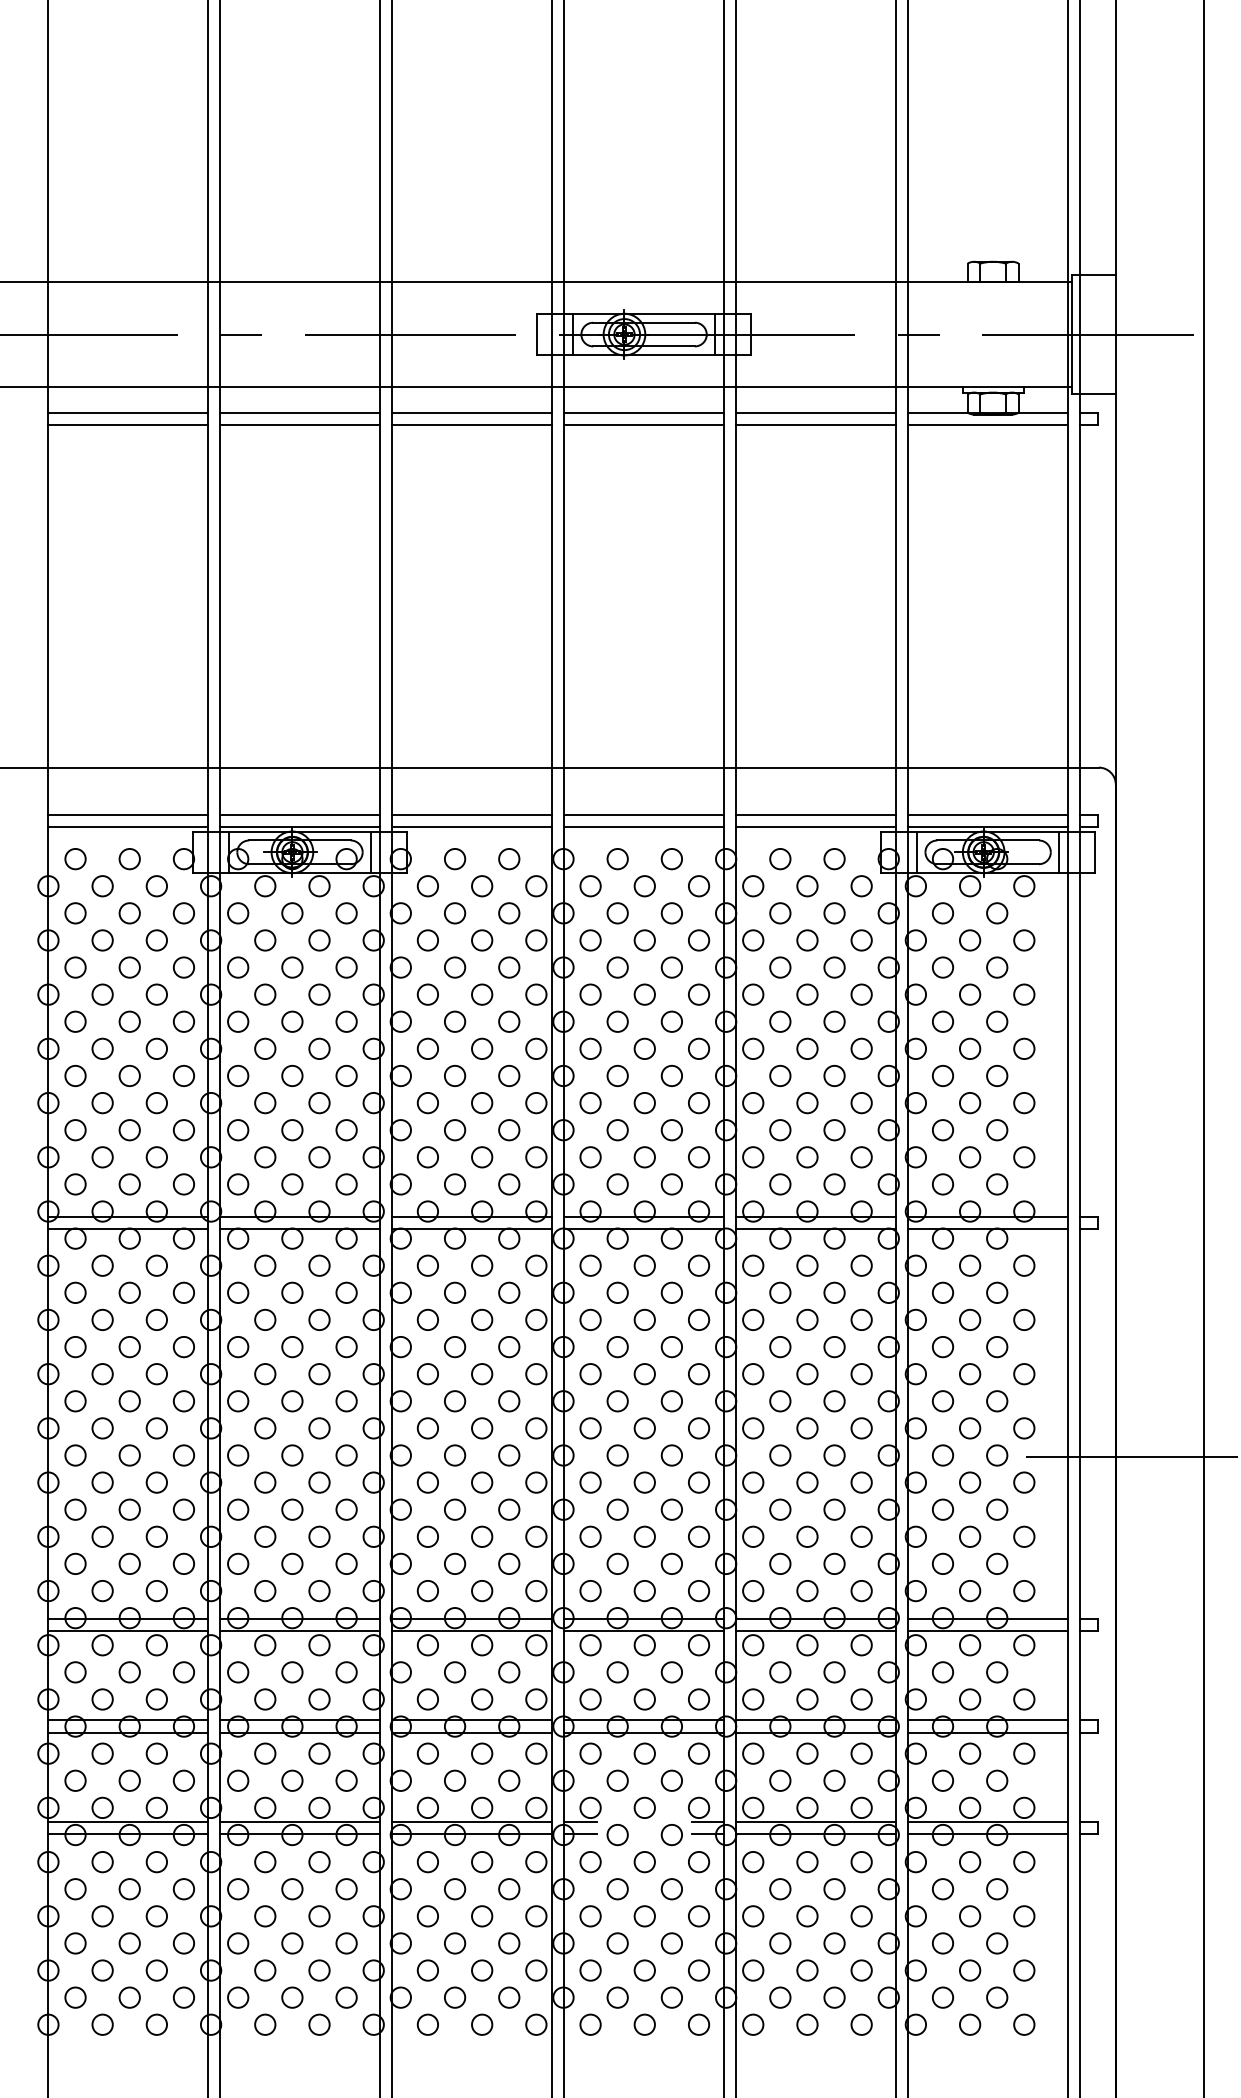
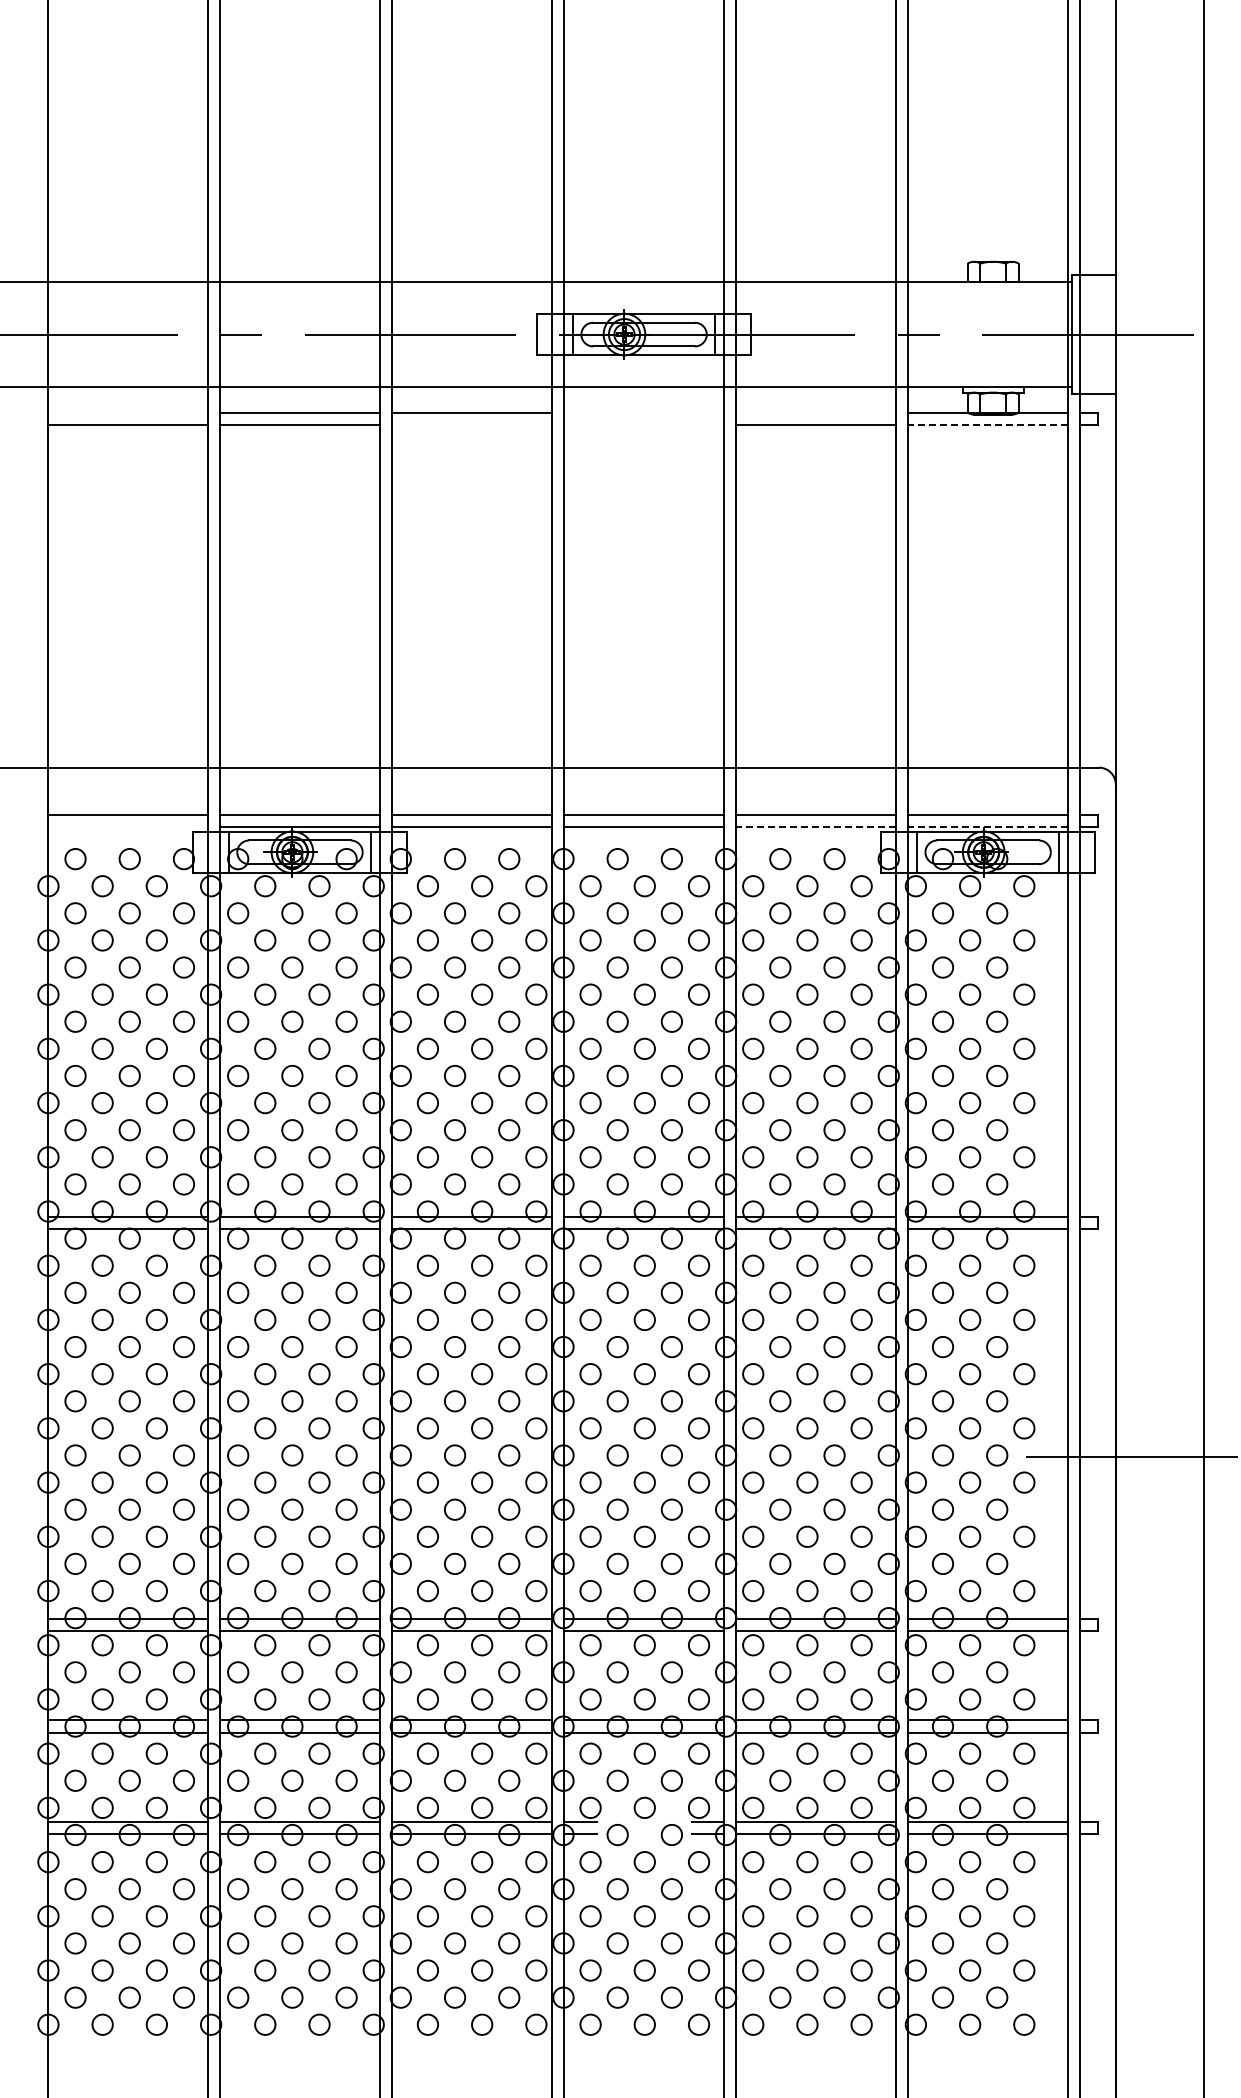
line: present -> none (127, 412)
line: present -> none (643, 412)
line: present -> none (816, 412)
line: present -> none (471, 425)
line: present -> none (643, 425)
line: solid -> dashed (988, 425)
line: present -> none (127, 827)
line: solid -> dashed (816, 827)
line: solid -> dashed (988, 827)
